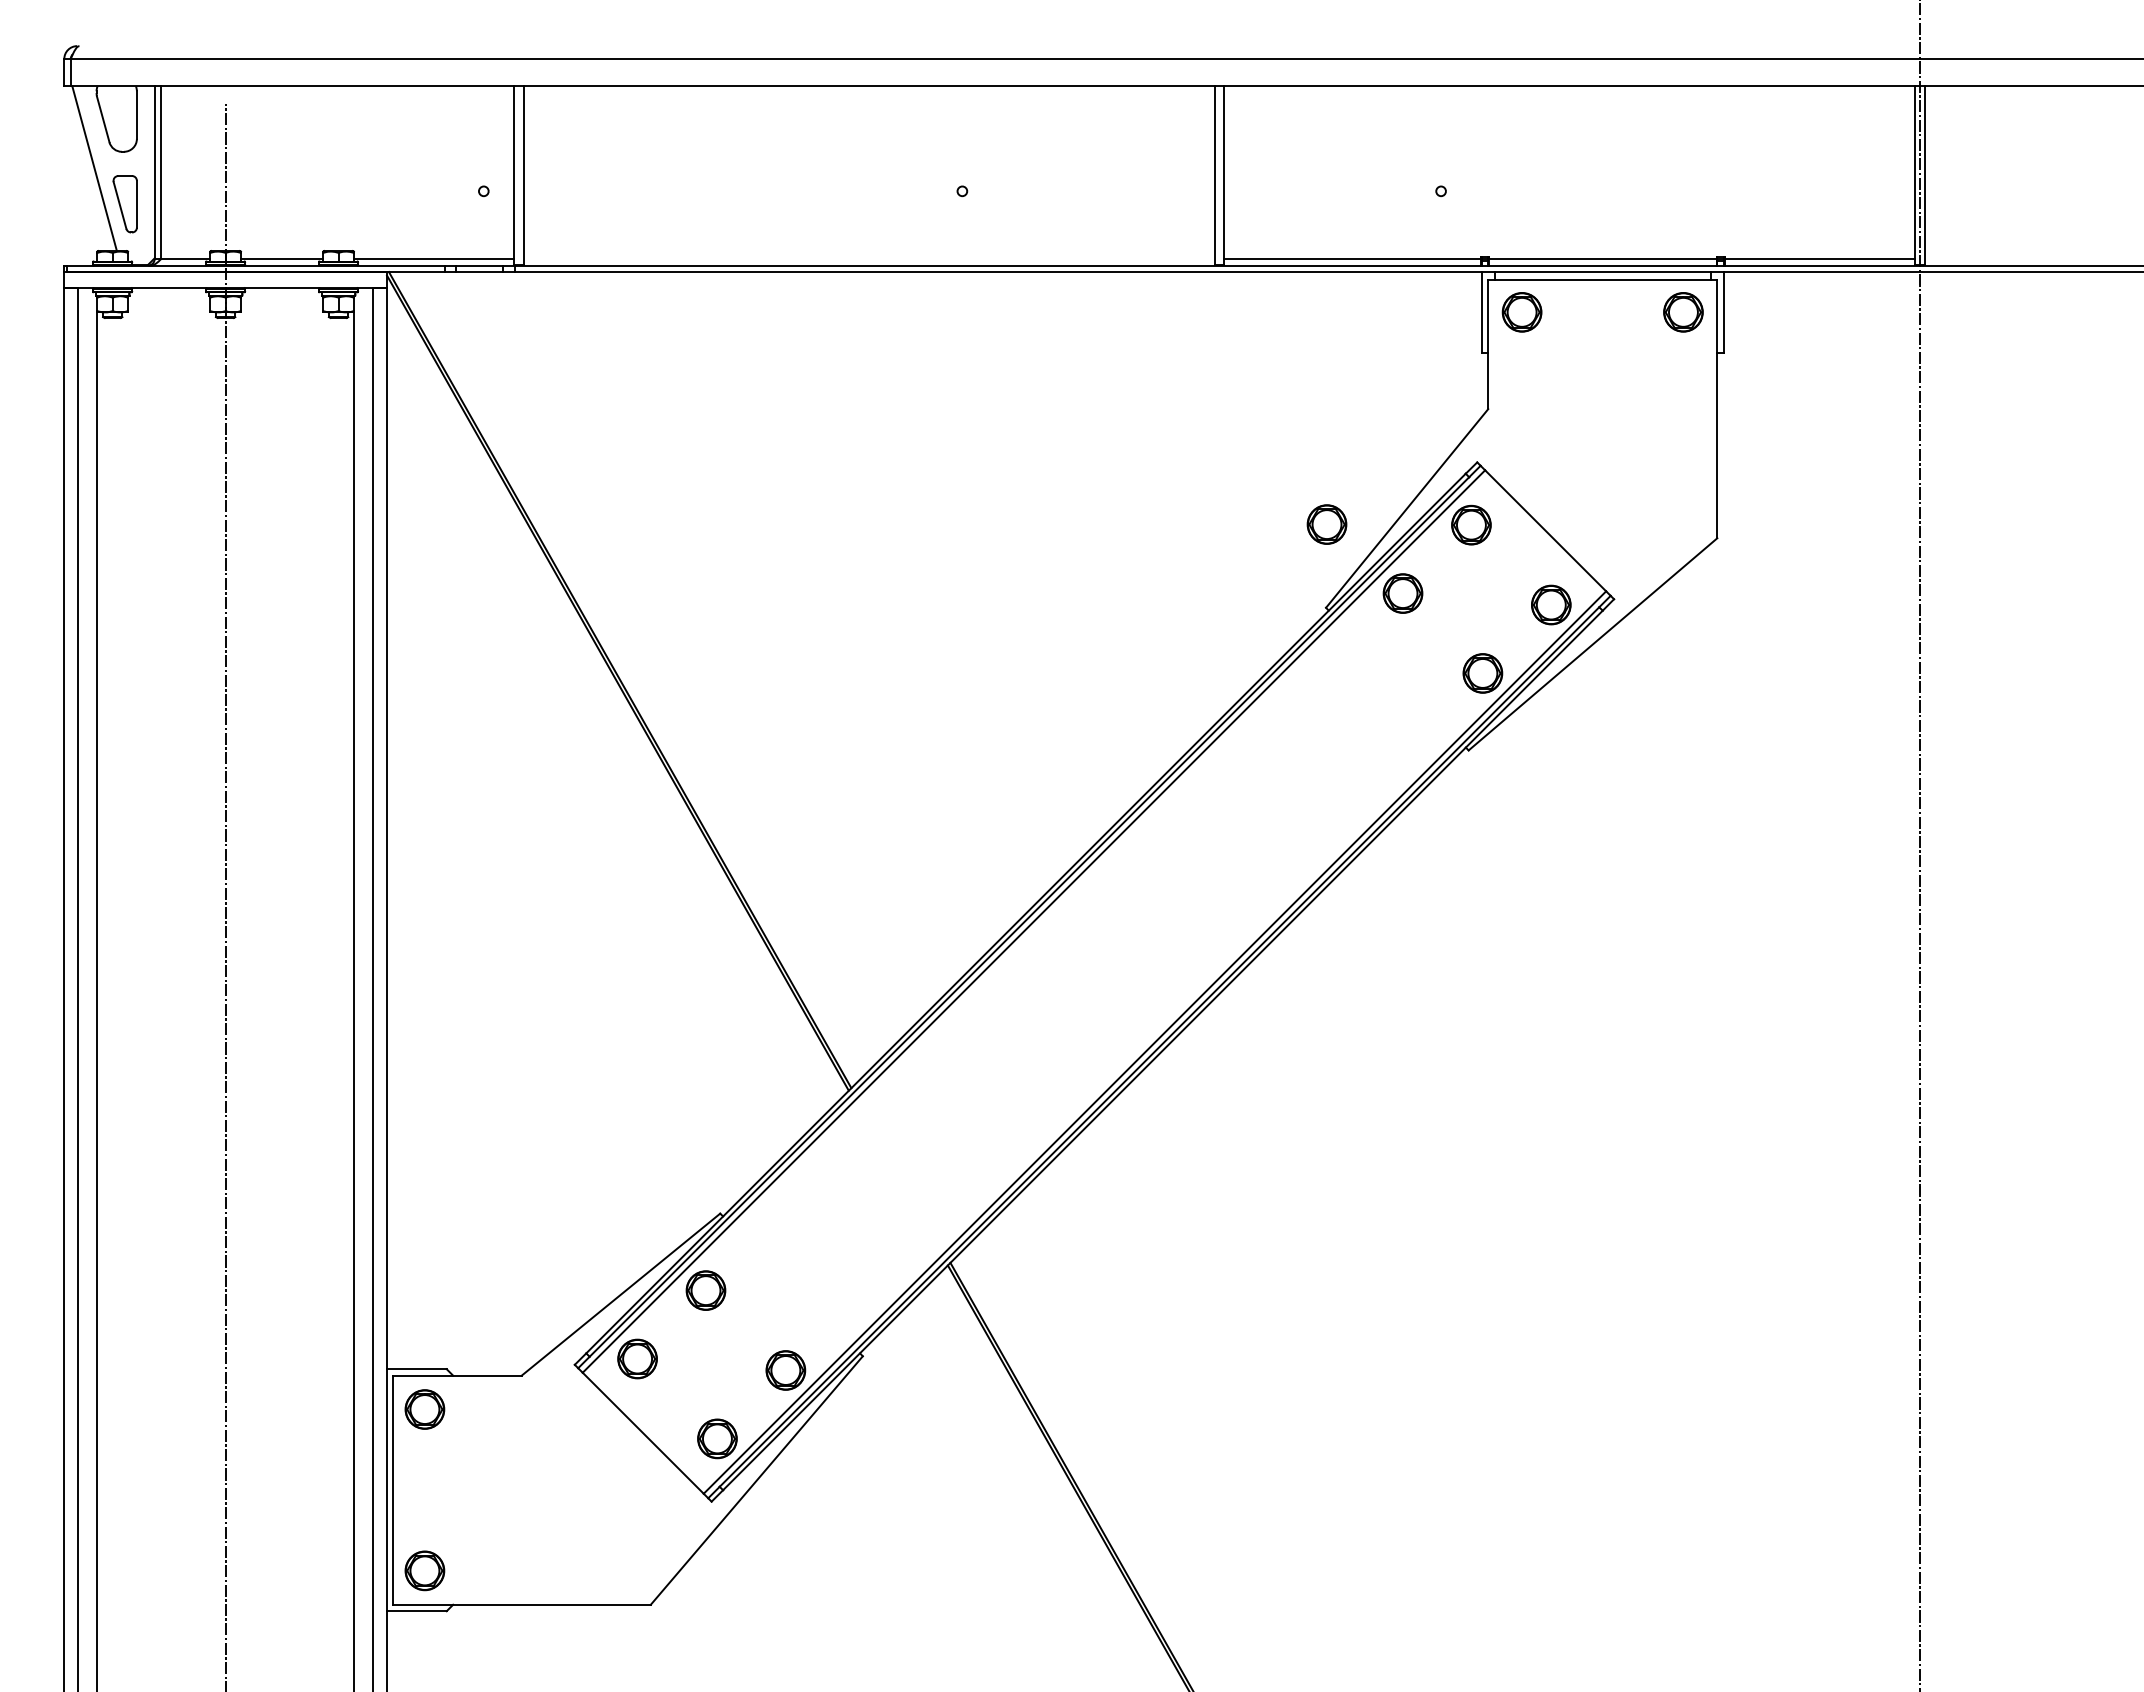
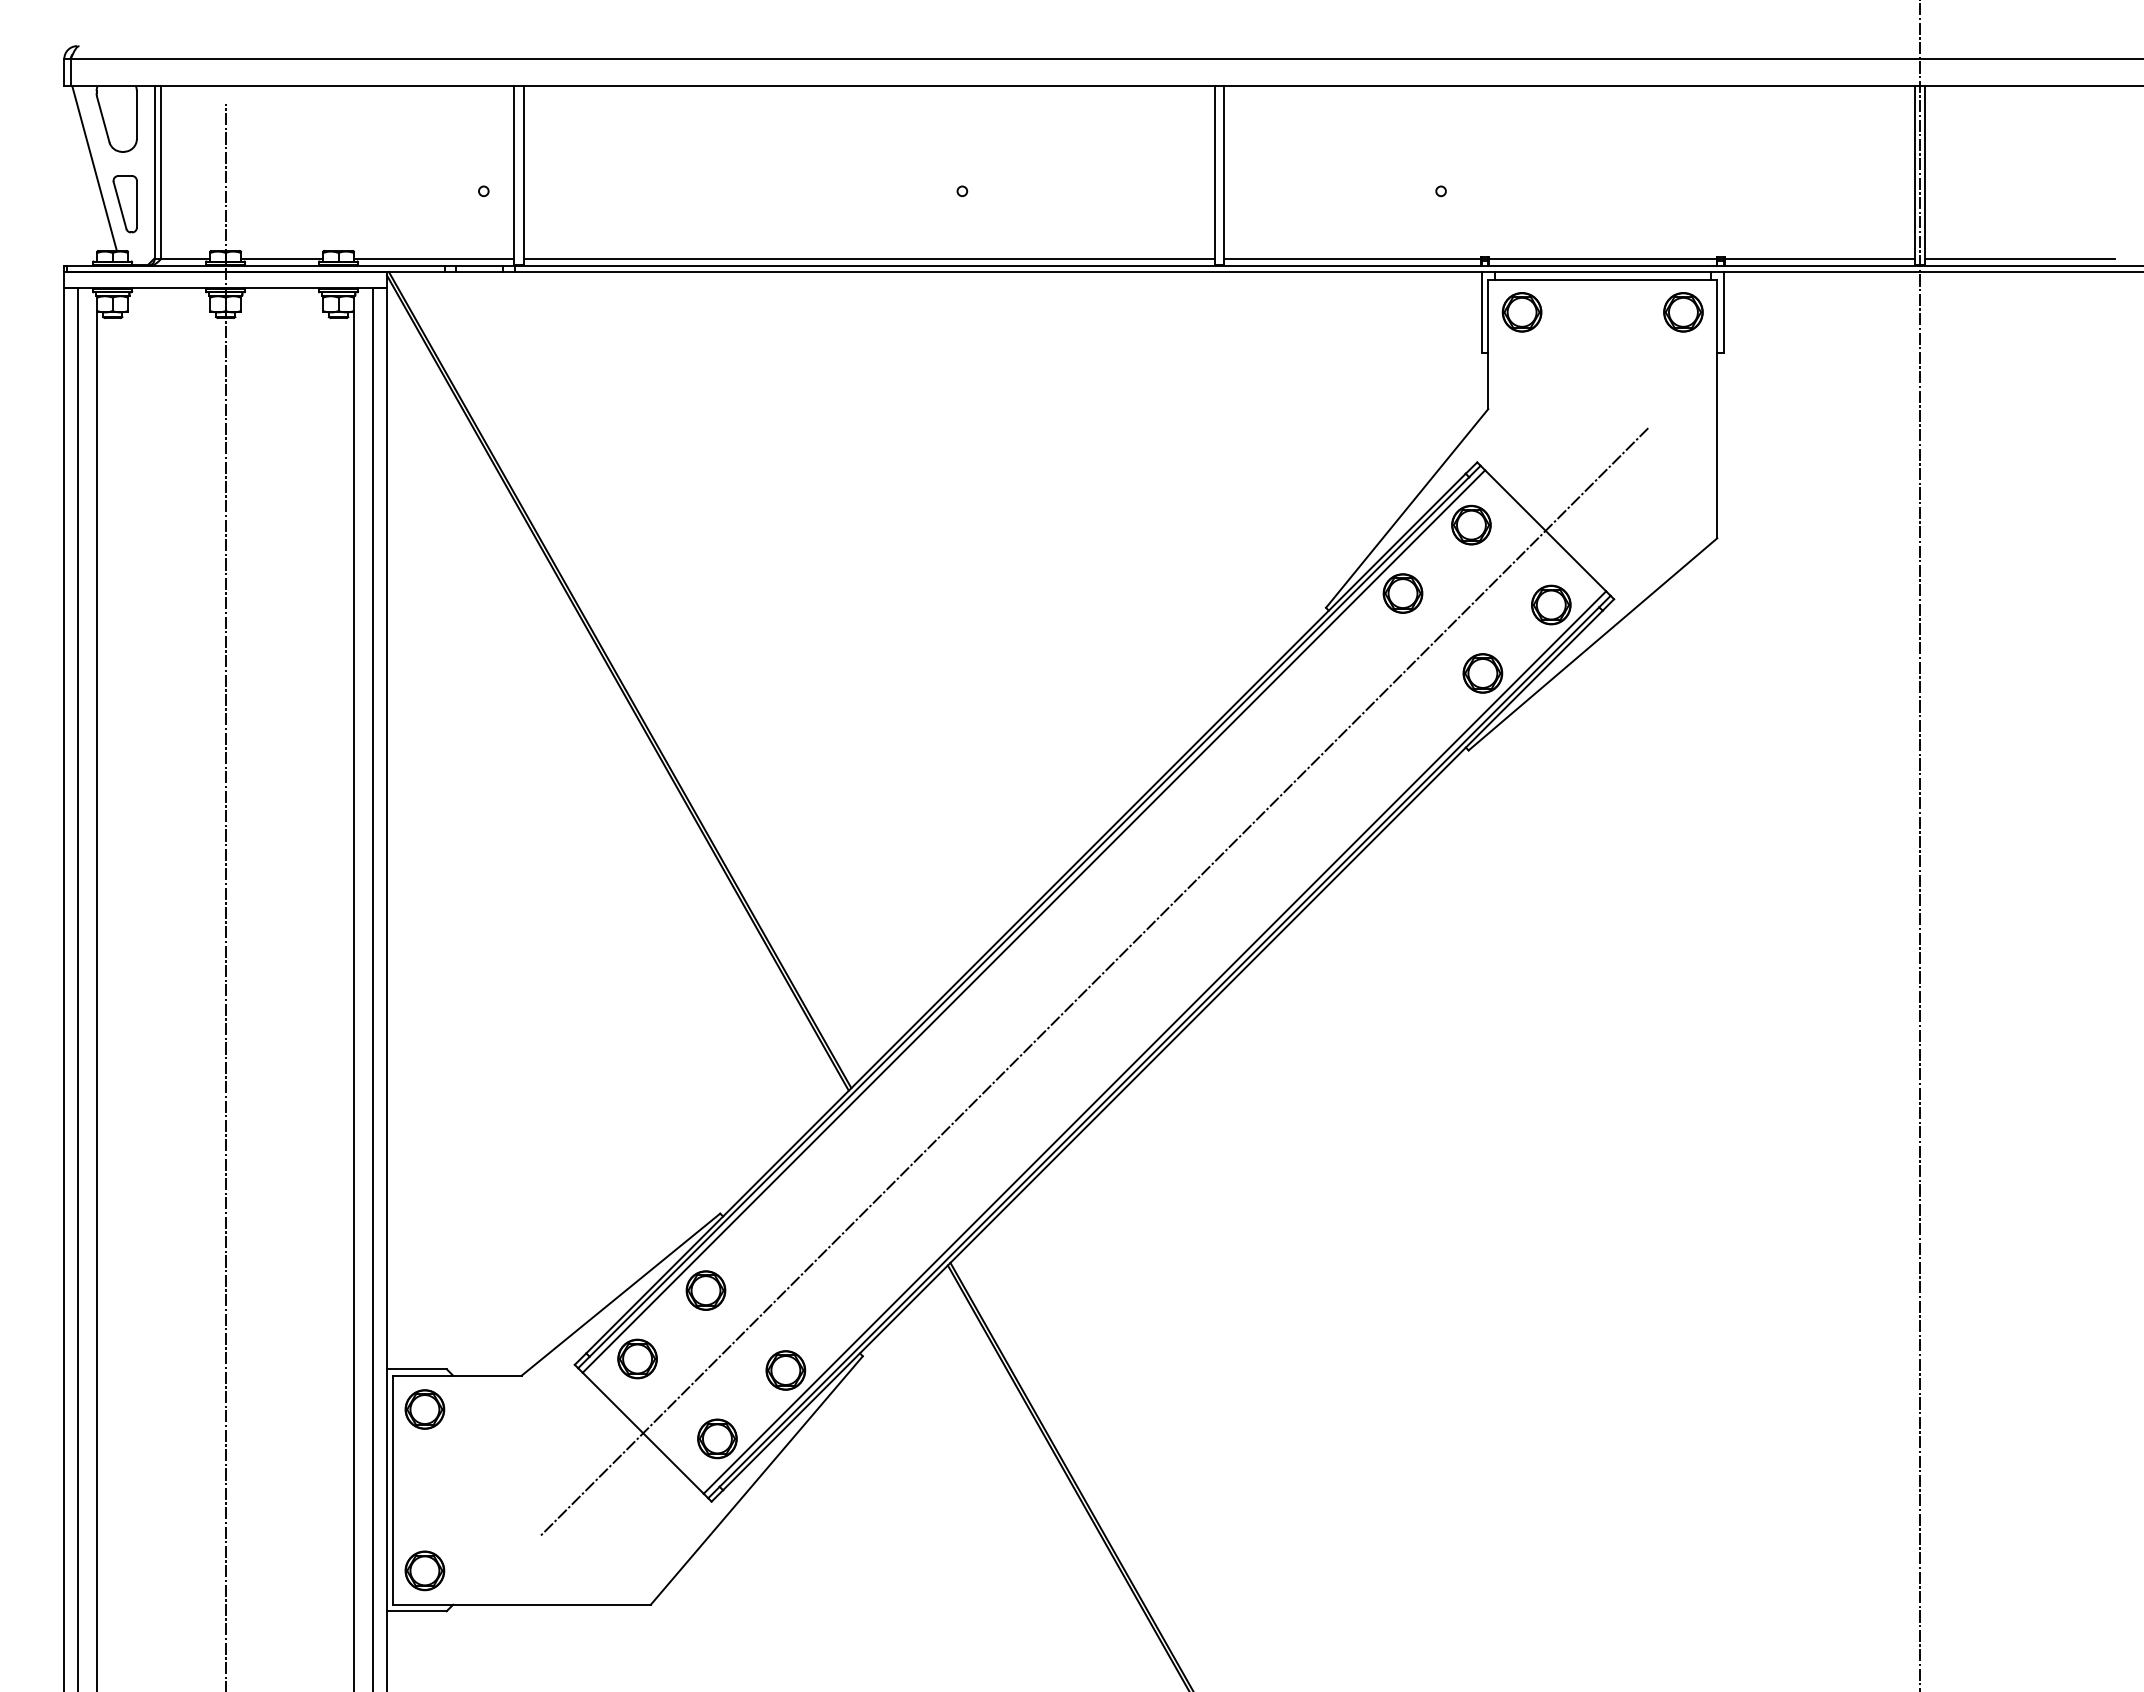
line: none -> present (869, 259)
line: none -> present (2019, 259)
part: present -> none (1326, 524)
line: none -> present (1094, 981)
